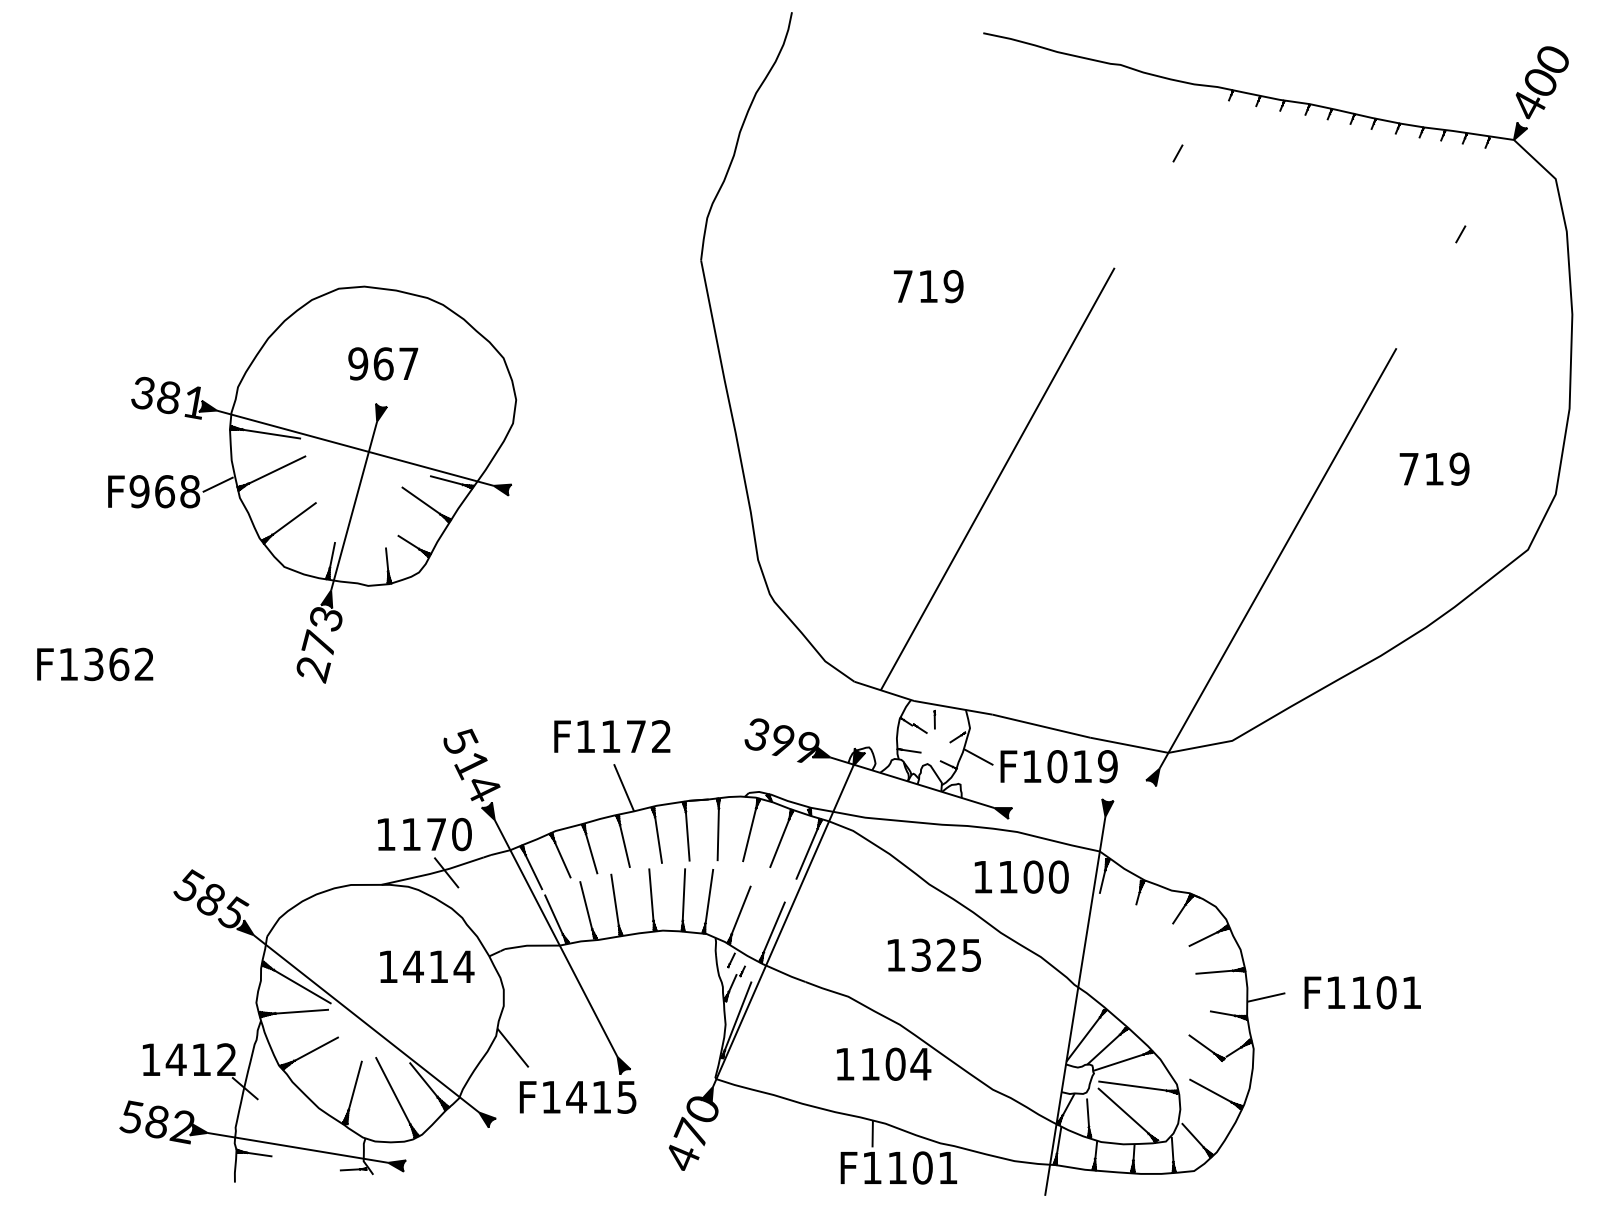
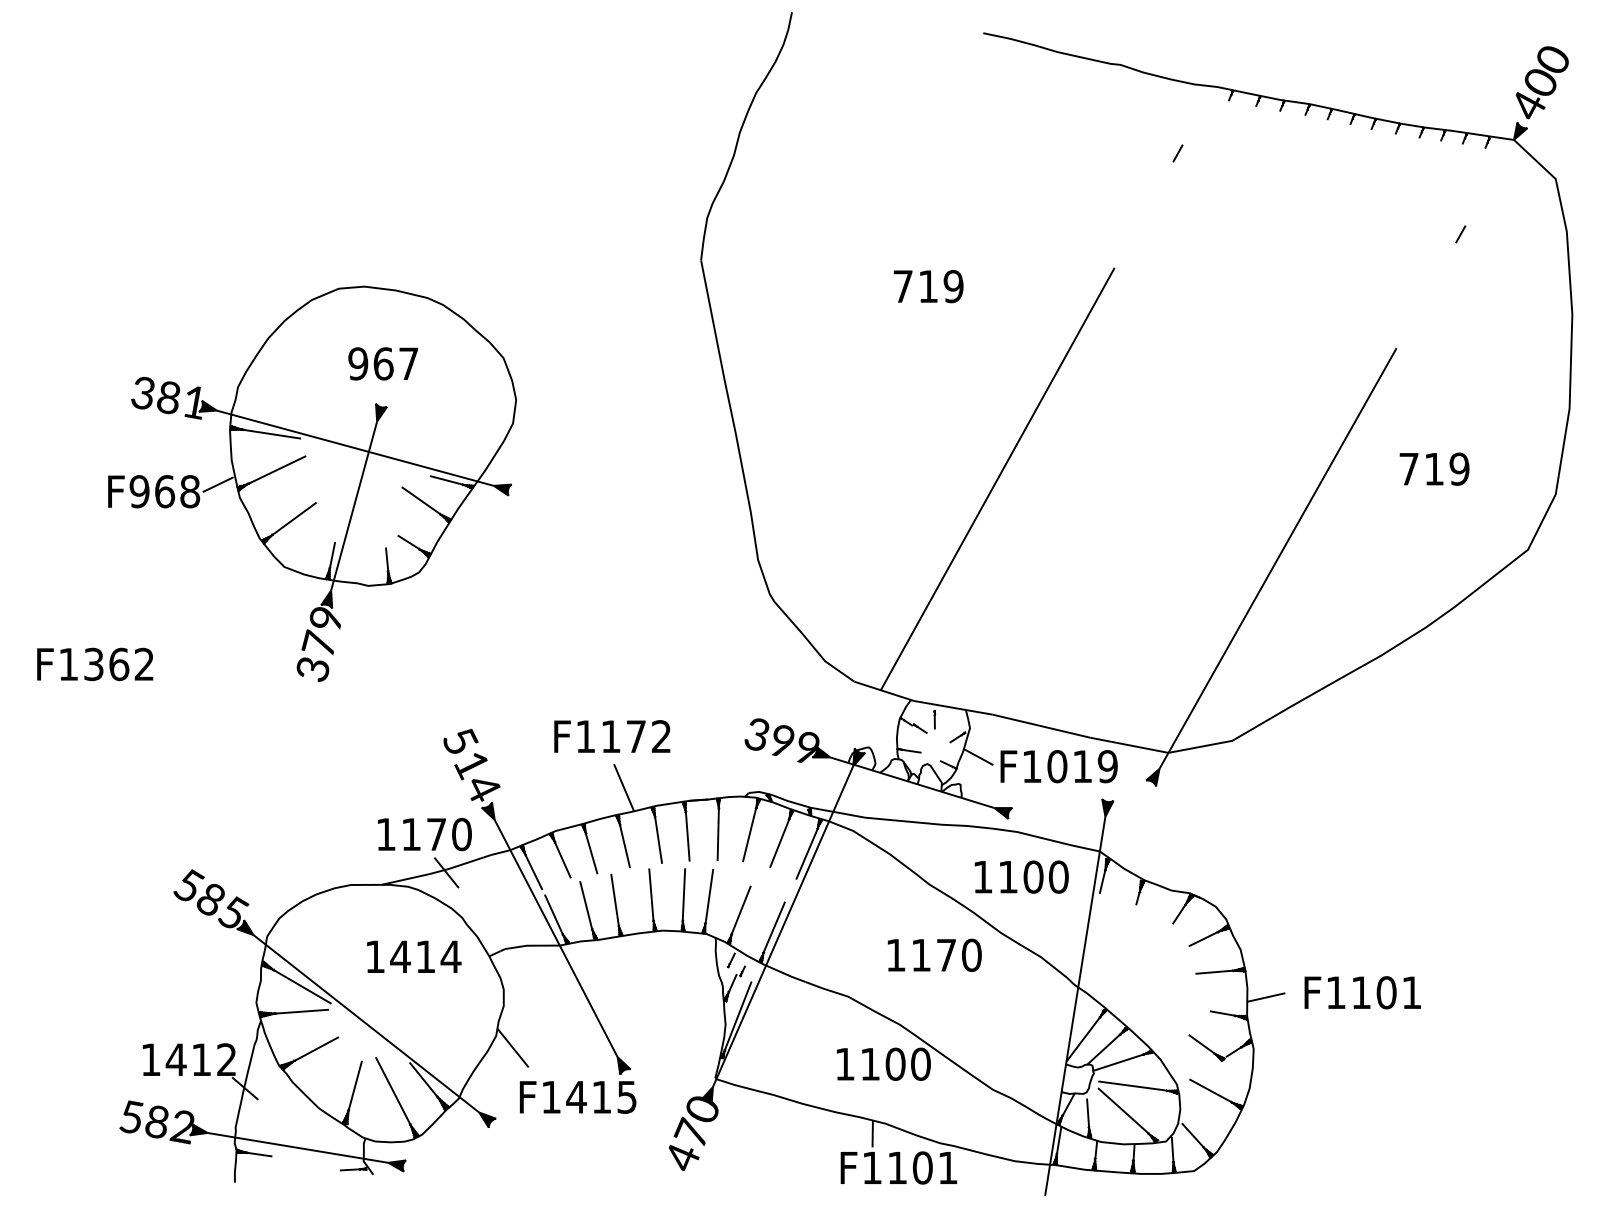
text: 273 -> 379 (320, 645)
text: 1325 -> 1170 (946, 954)
text position: (427, 966) -> (414, 956) (414, 956)
text: 1104 -> 1100 (920, 1063)
